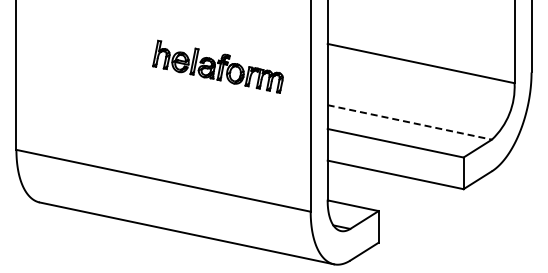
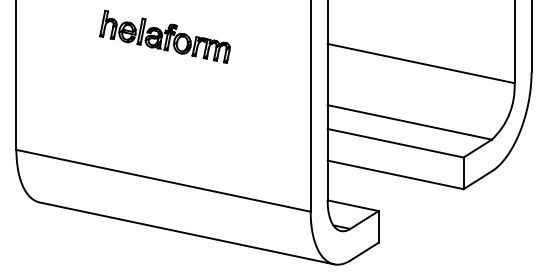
part position: (217, 66) -> (164, 36) (164, 36)
line: dashed -> solid (409, 122)
